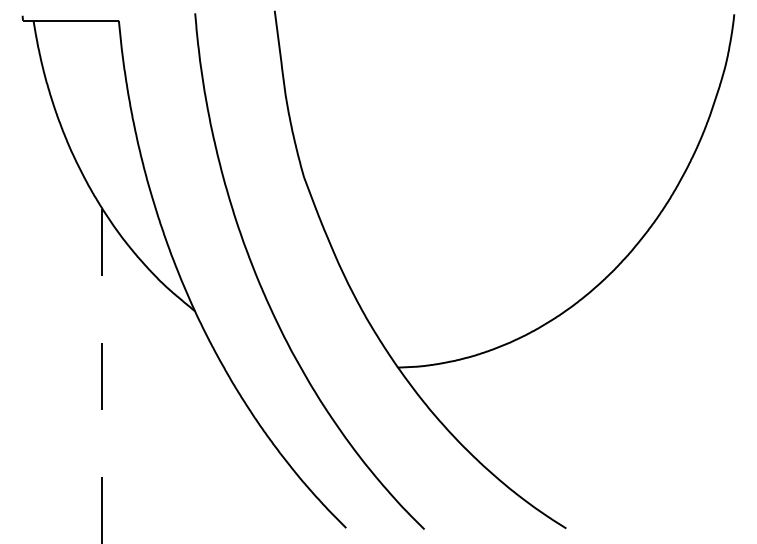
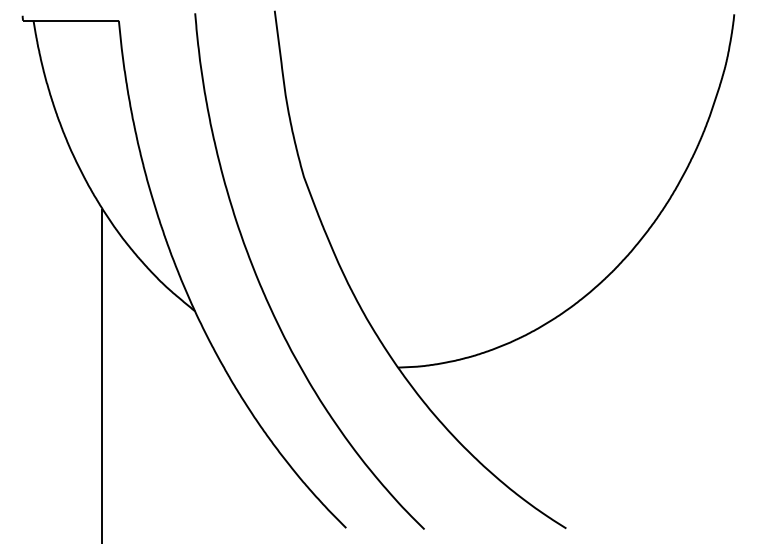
line: dashed -> solid (102, 376)
